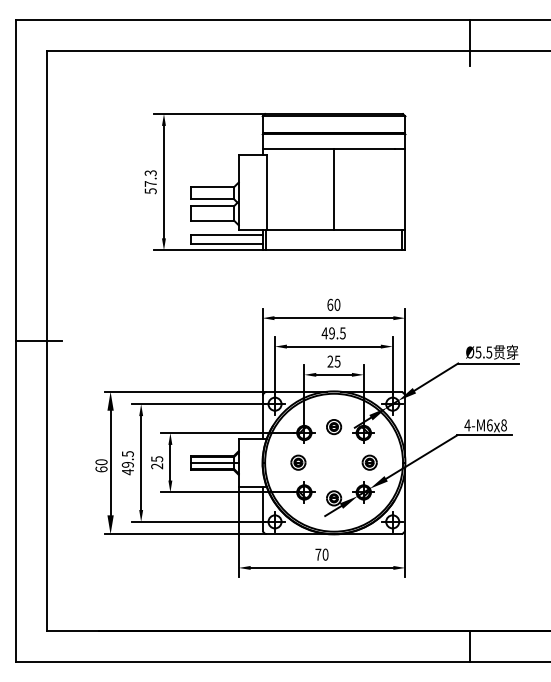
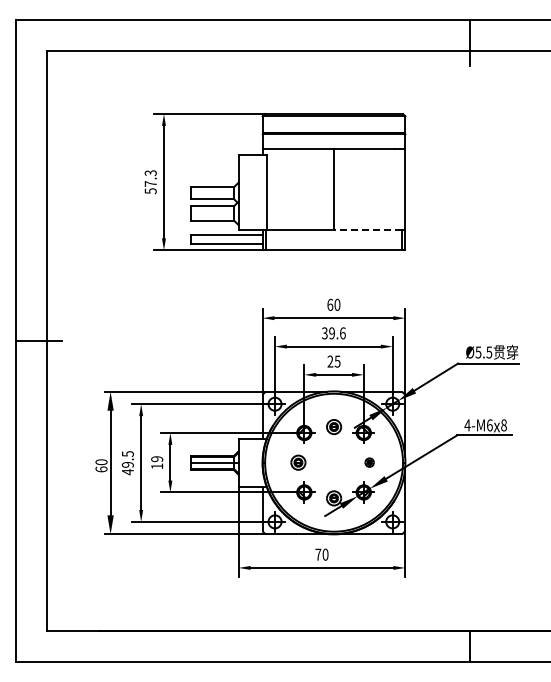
line: solid -> dashed (367, 230)
text: 49.5 -> 39.6 (333, 333)
text: 25 -> 19 (157, 462)
part size: 17x17 px -> 11x11 px (369, 462)
